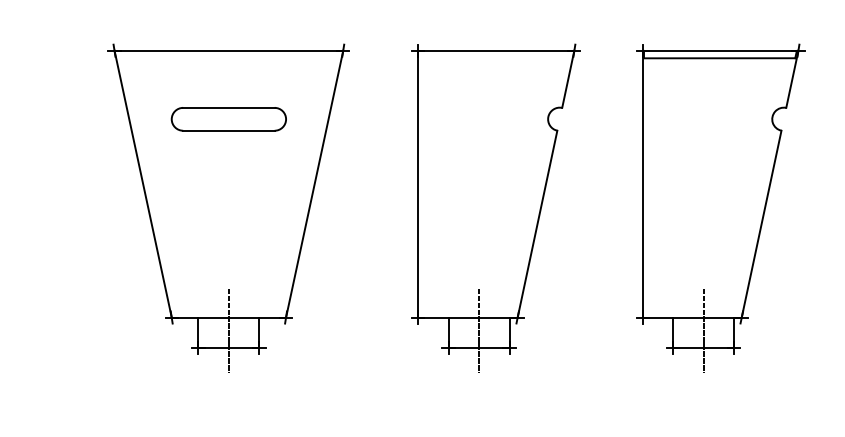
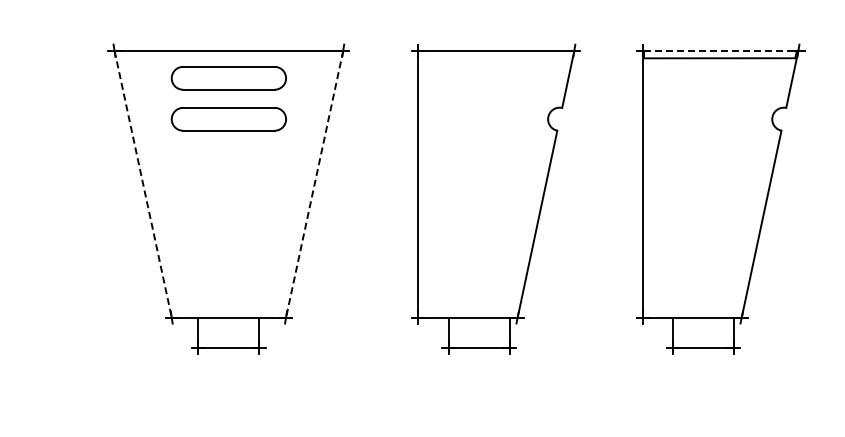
line: solid -> dashed (720, 50)
part: none -> present (228, 78)
line: solid -> dashed (143, 184)
line: solid -> dashed (314, 184)
line: present -> none (228, 330)
line: present -> none (479, 330)
line: present -> none (703, 330)
